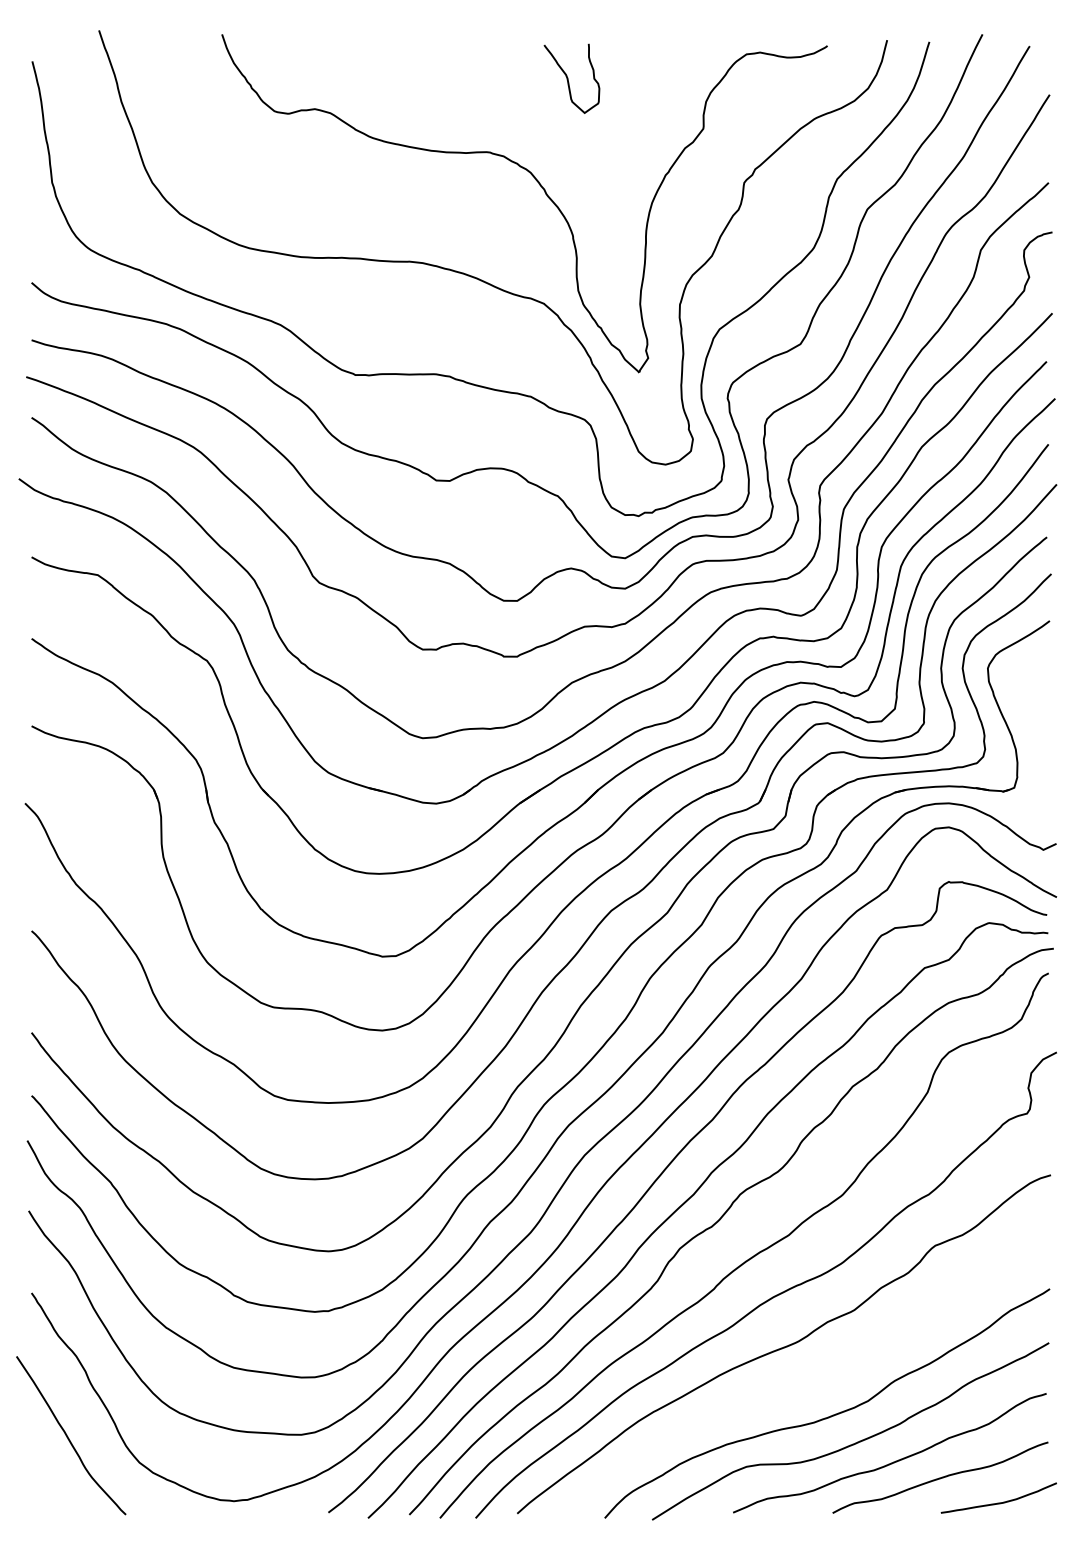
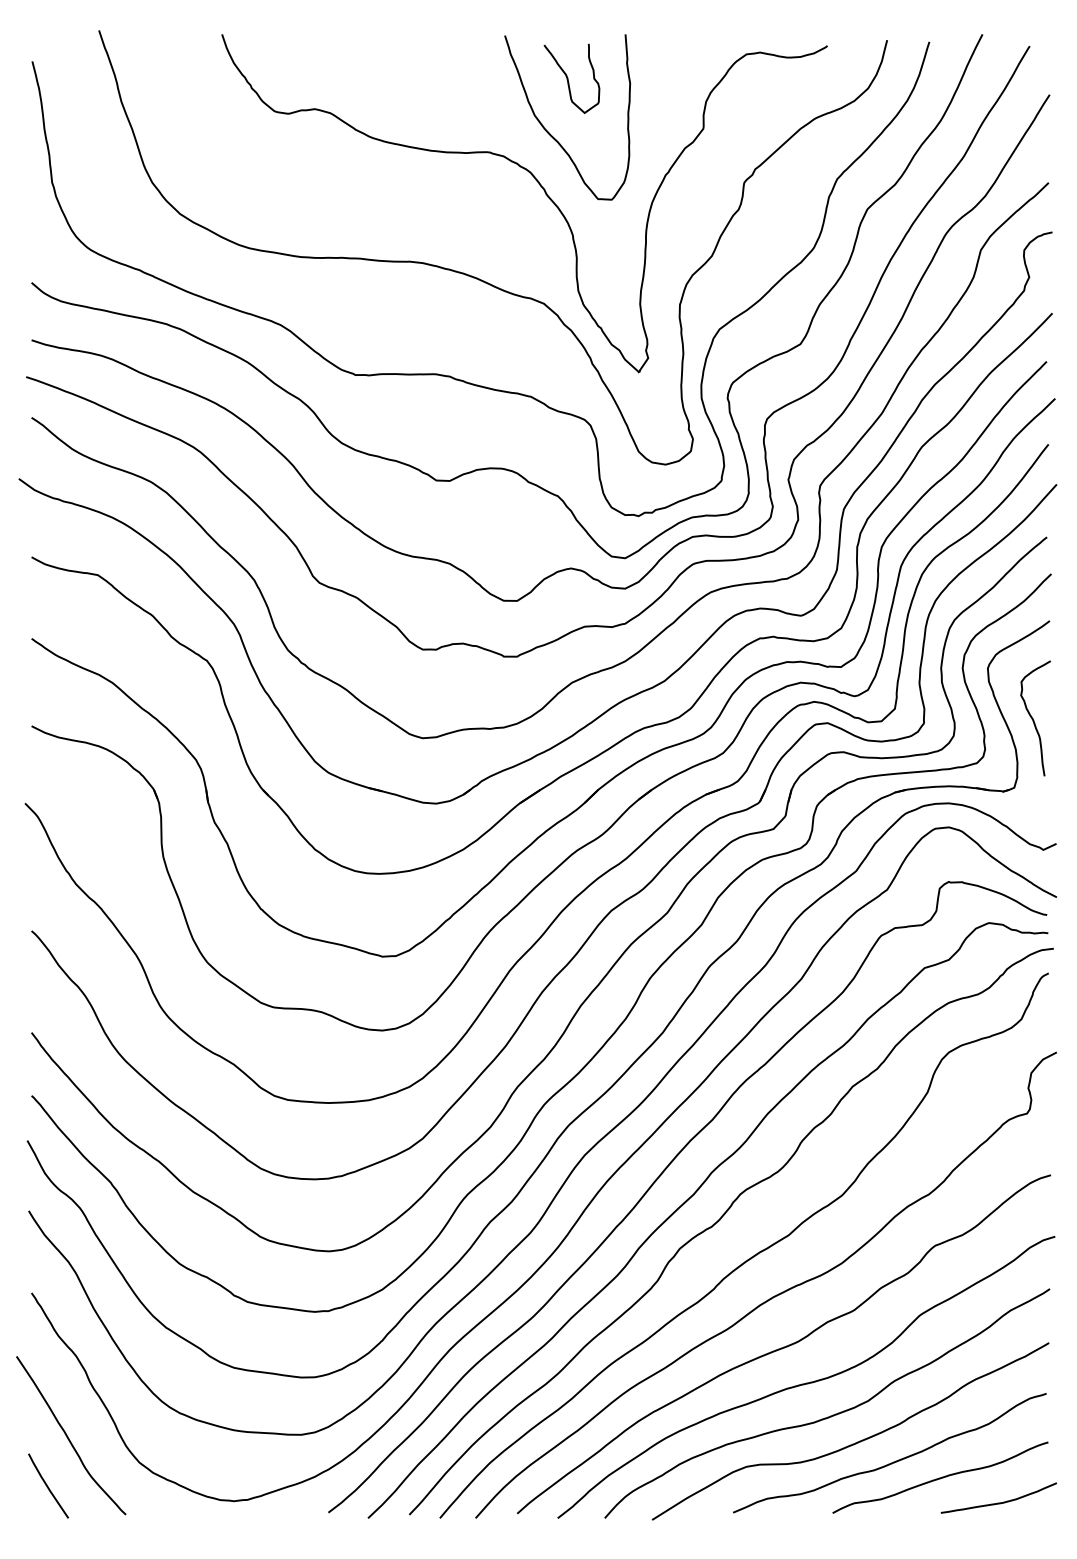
curve: none -> present (550, 133)
curve: none -> present (1033, 718)
curve: none -> present (806, 1382)
curve: none -> present (47, 1485)
